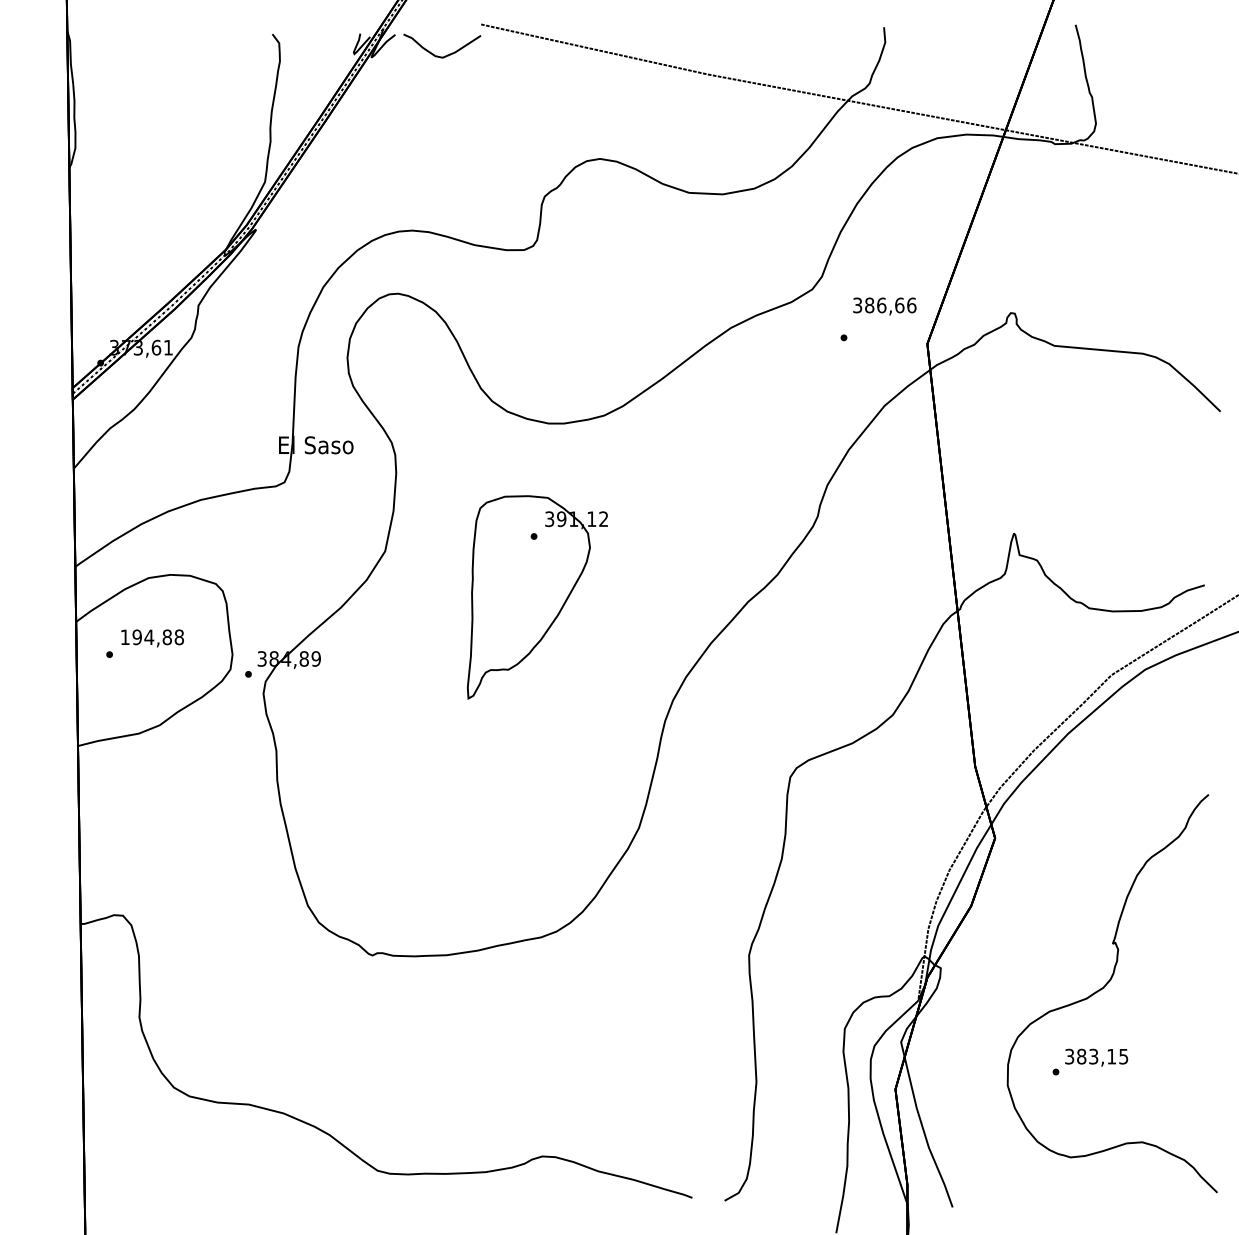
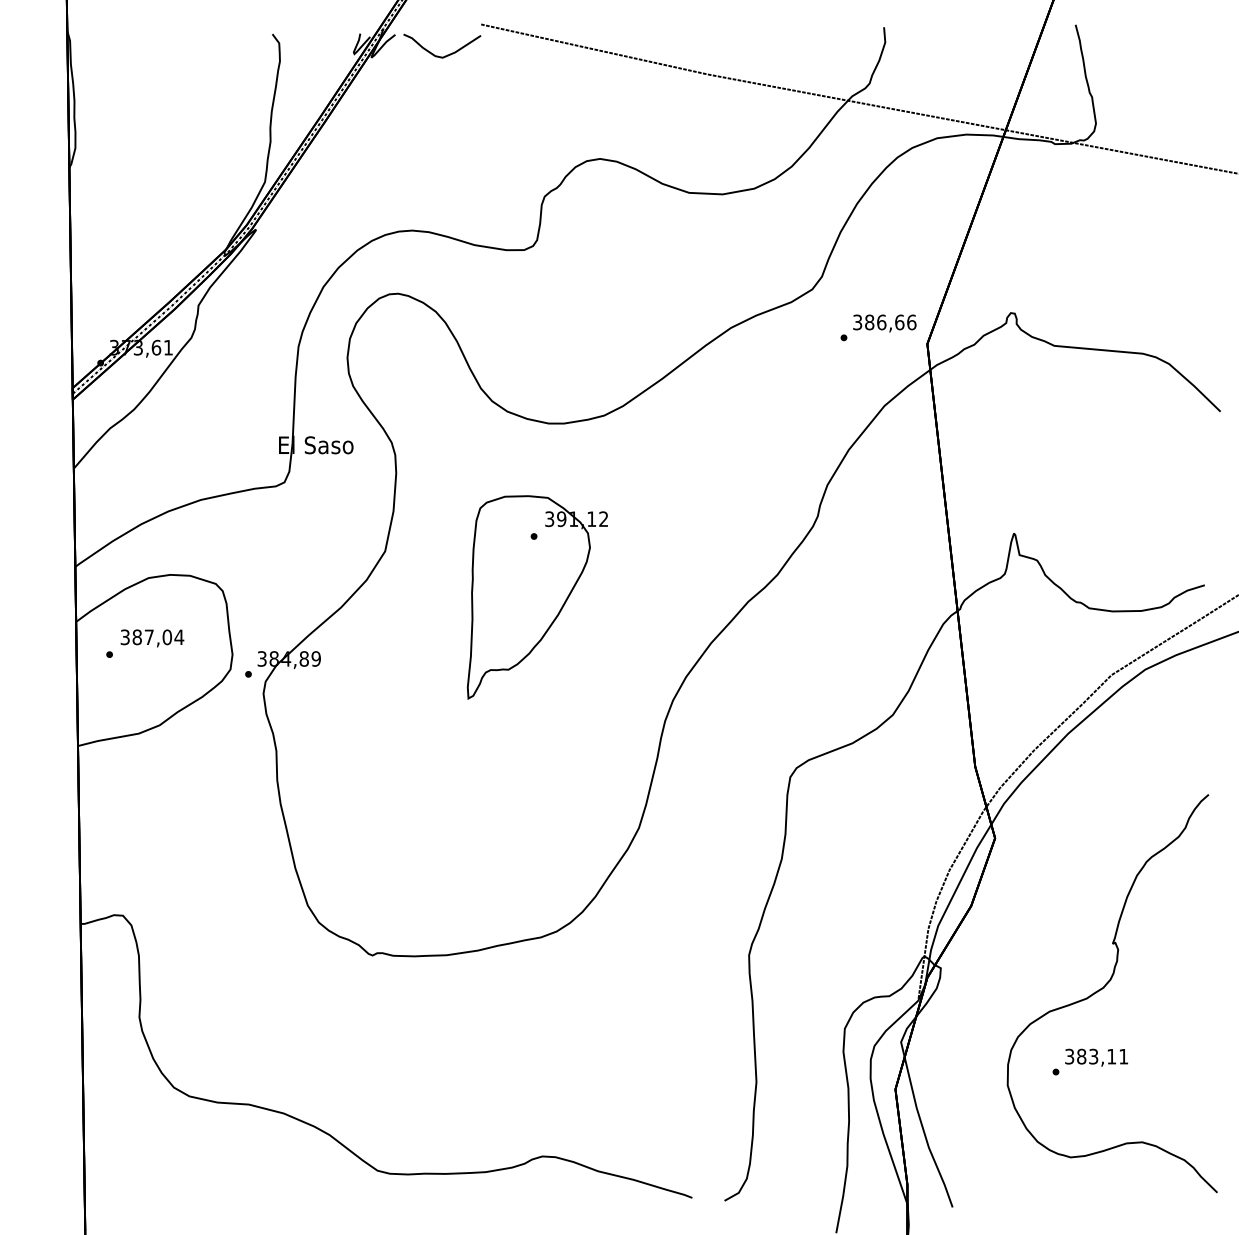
text position: (884, 306) -> (884, 323) (884, 323)
text: 194,88 -> 387,04 (152, 637)
text: 383,15 -> 383,11 (1123, 1056)
